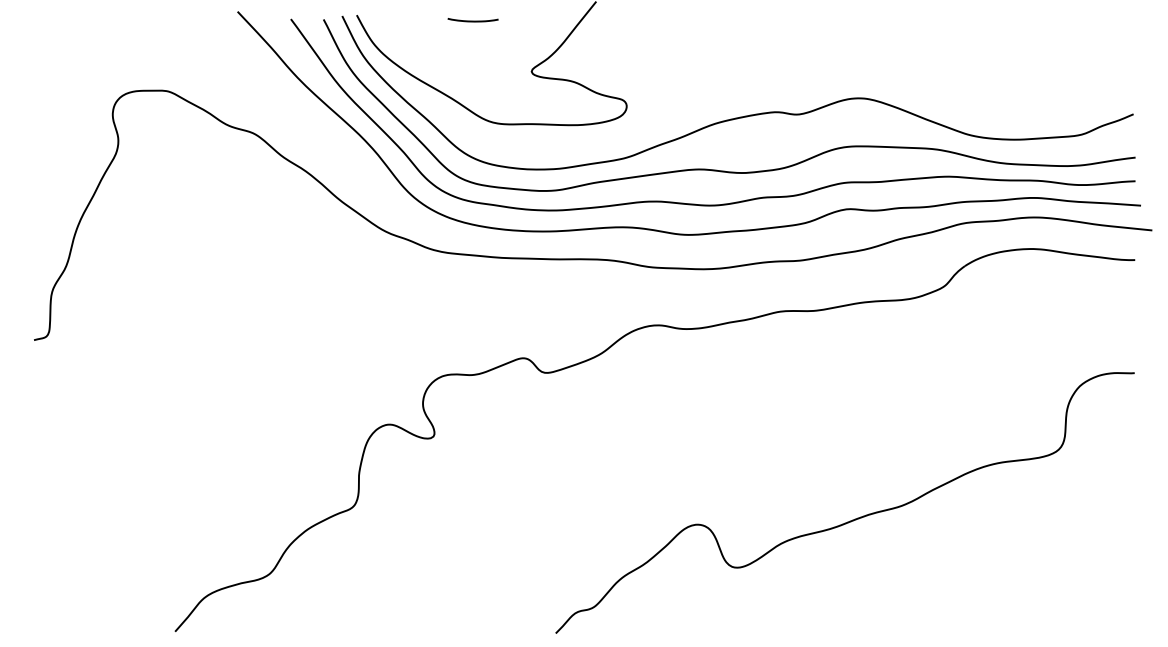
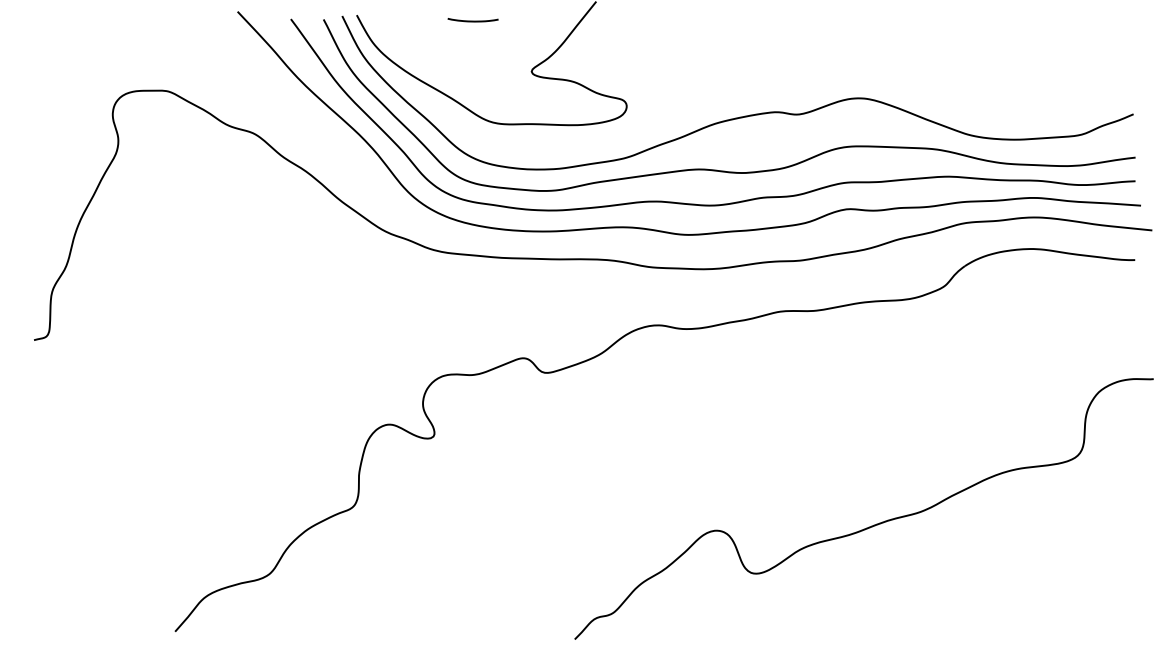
curve position: (852, 519) -> (871, 525) (871, 525)
